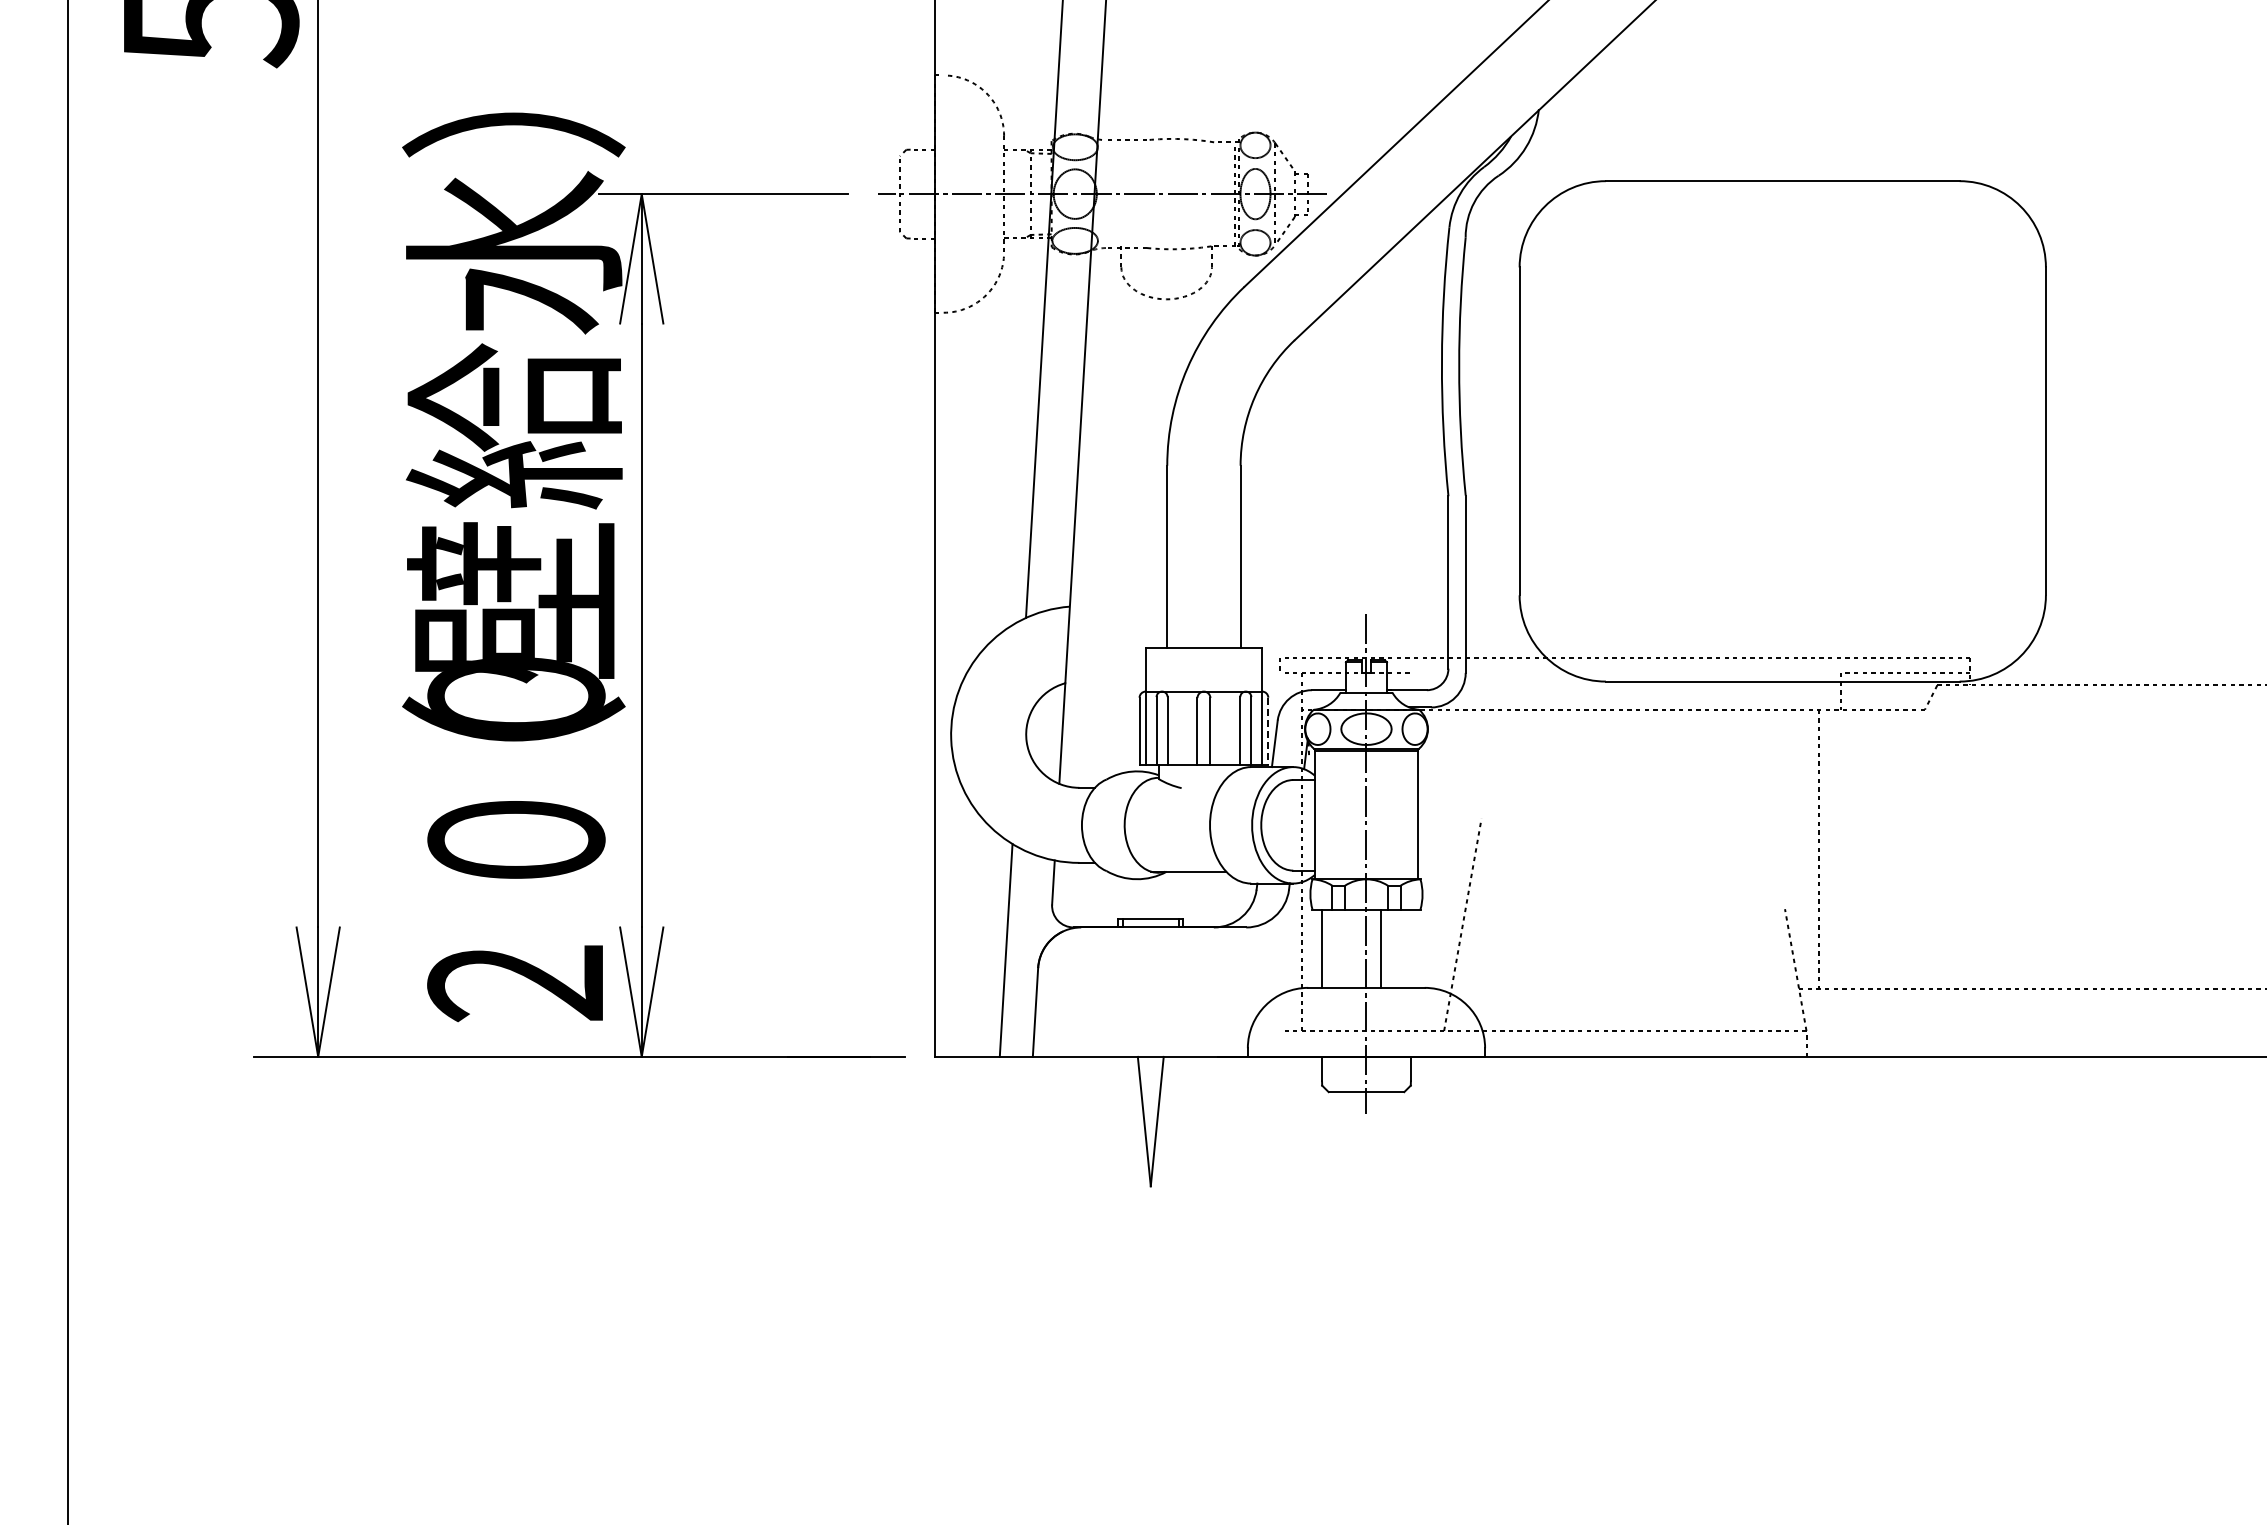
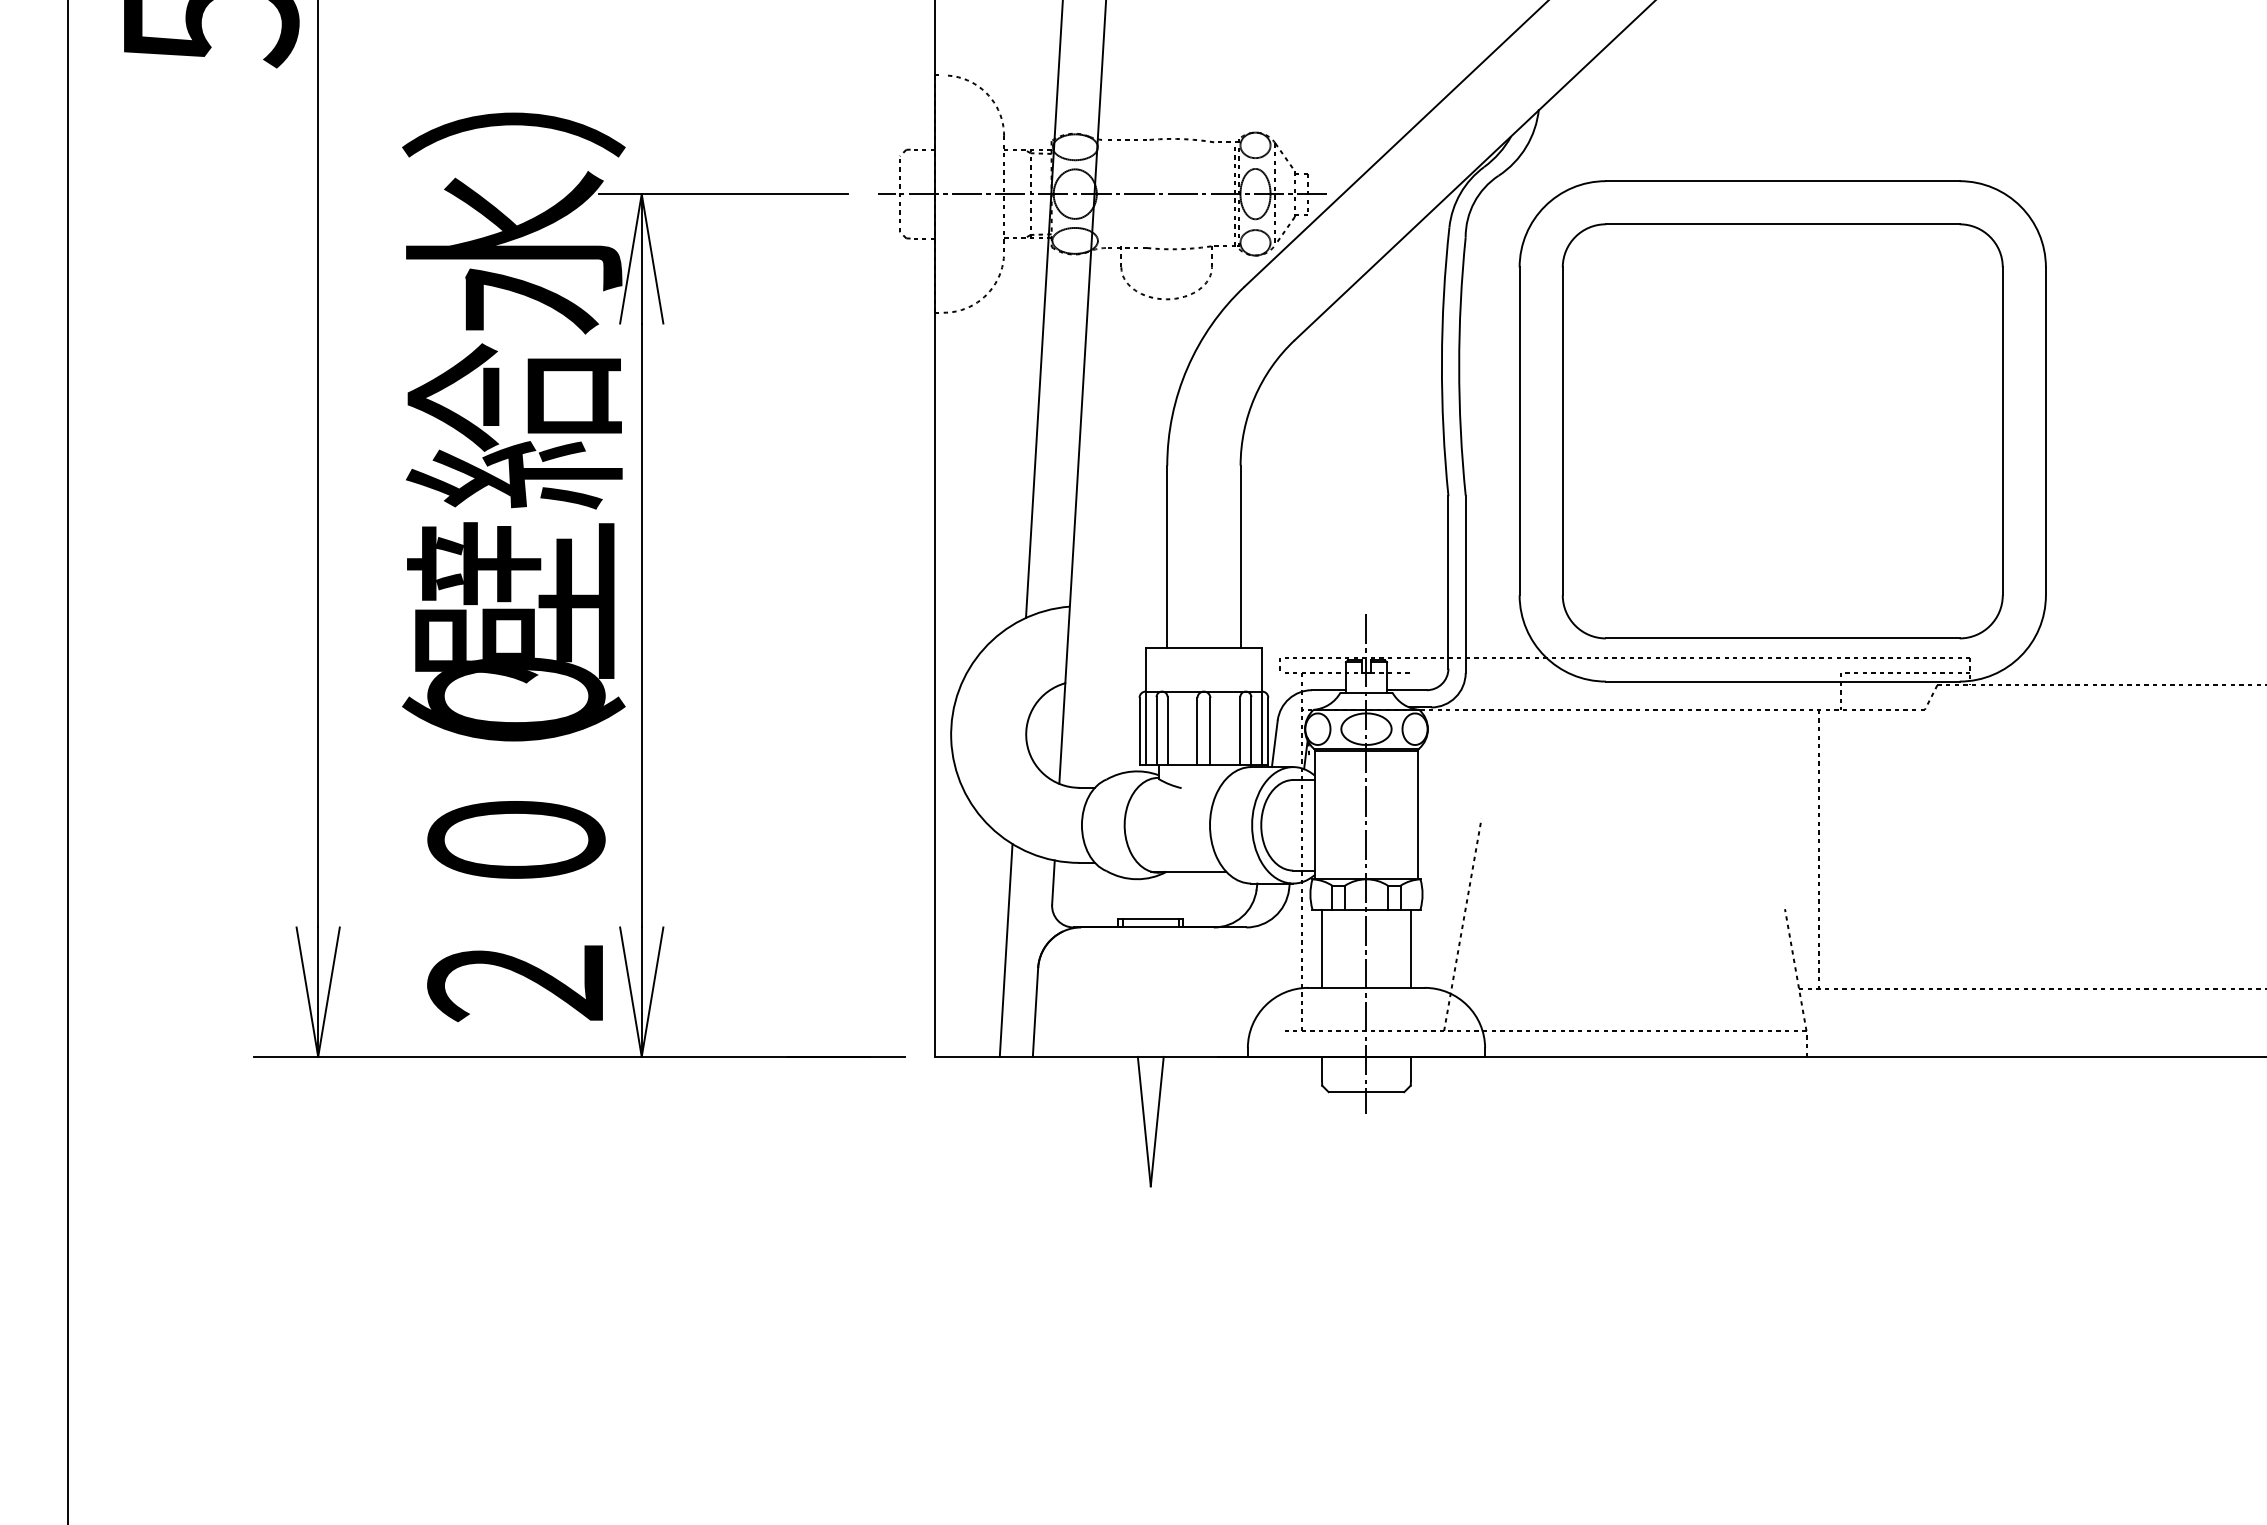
part: none -> present (1782, 431)
line: dashed -> solid (1268, 731)
line position: (1380, 948) -> (1410, 948) (1410, 948)
